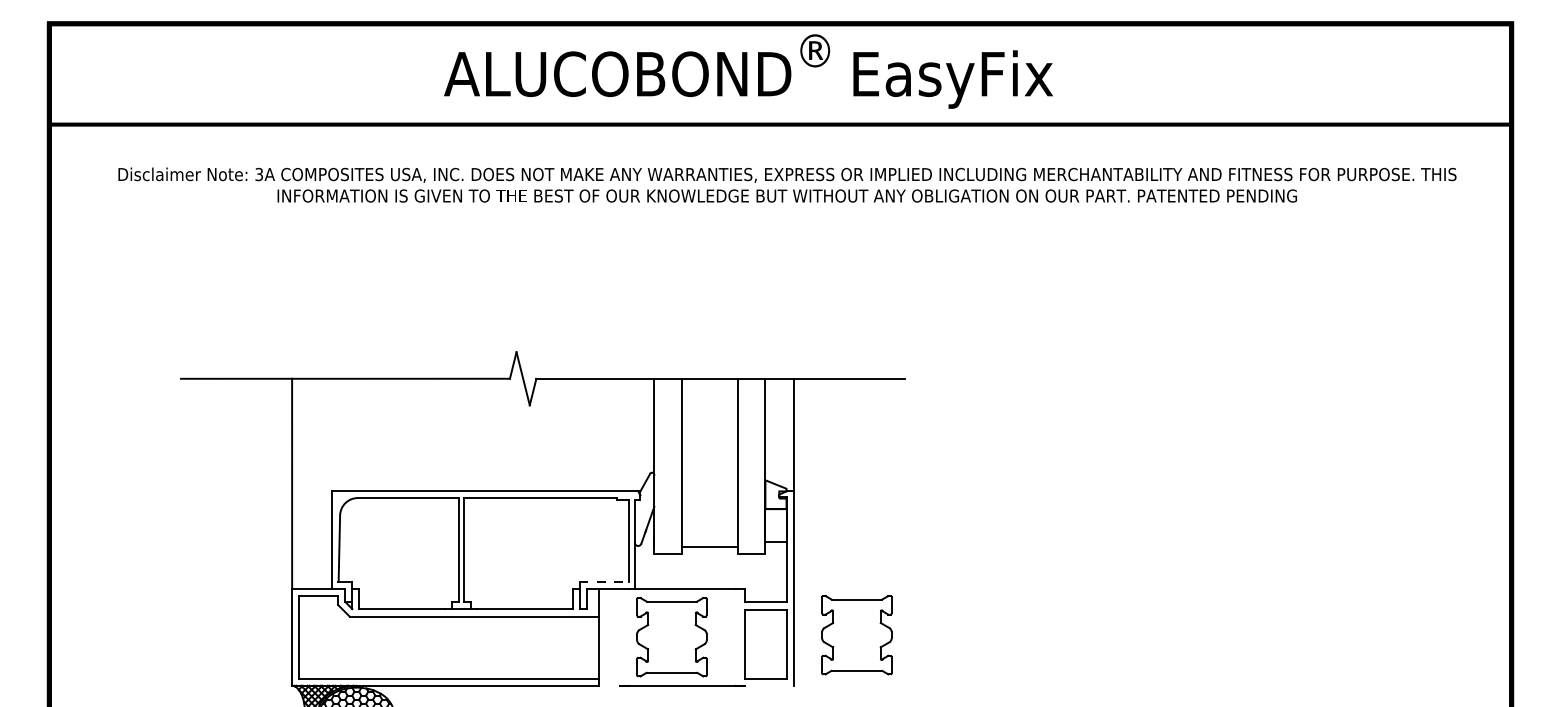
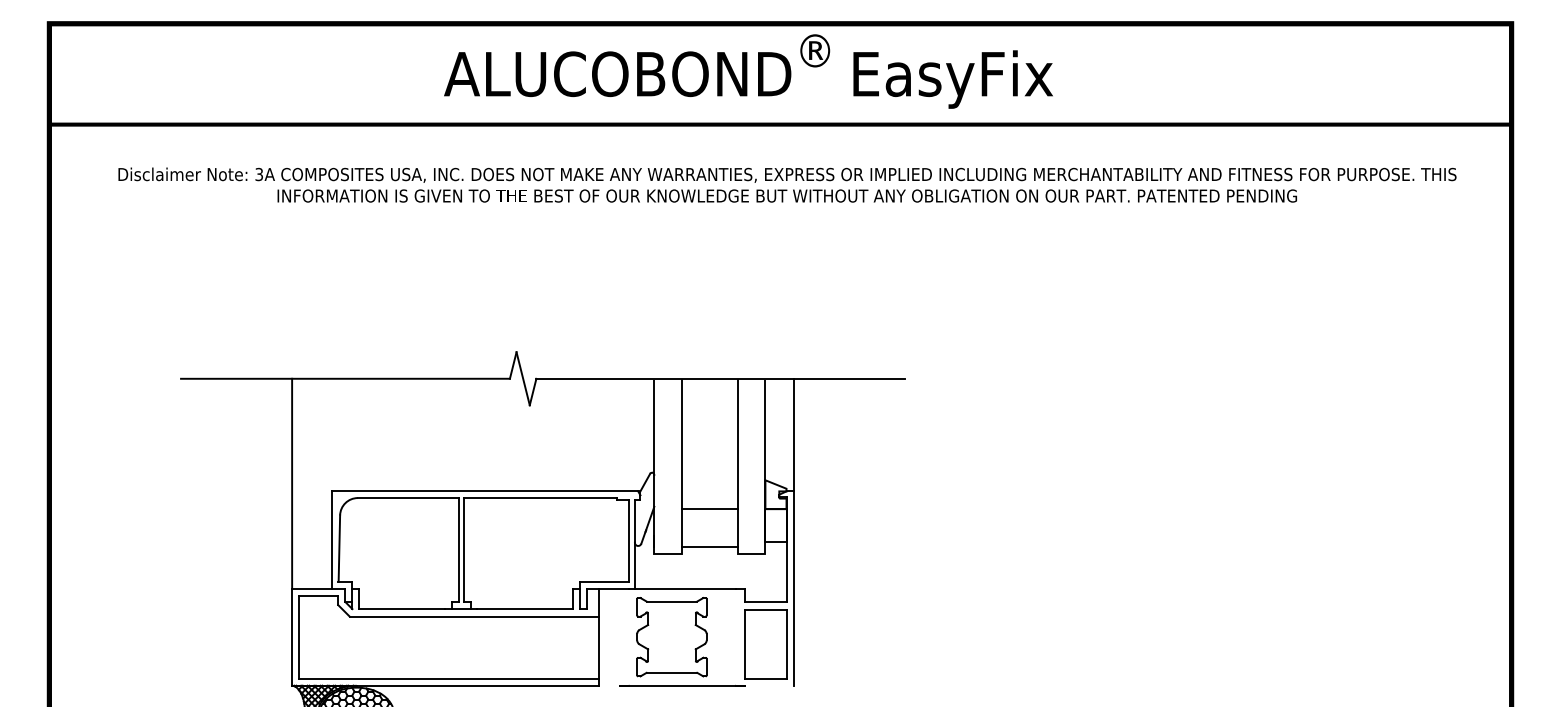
line: none -> present (709, 508)
line: dashed -> solid (604, 581)
part: present -> none (856, 635)
